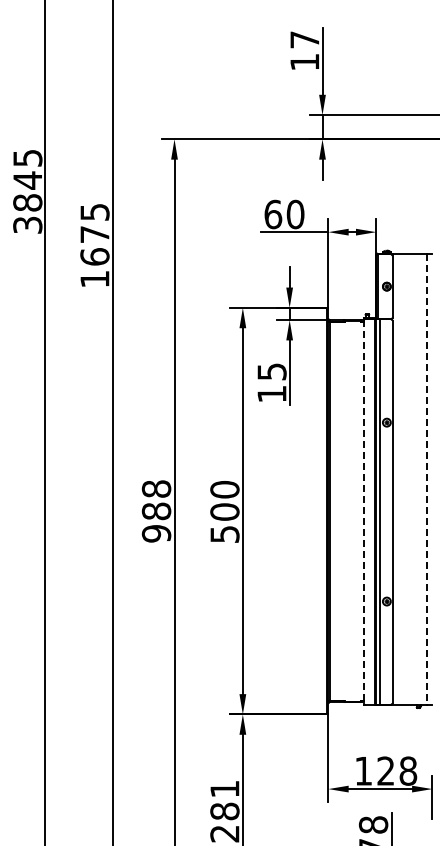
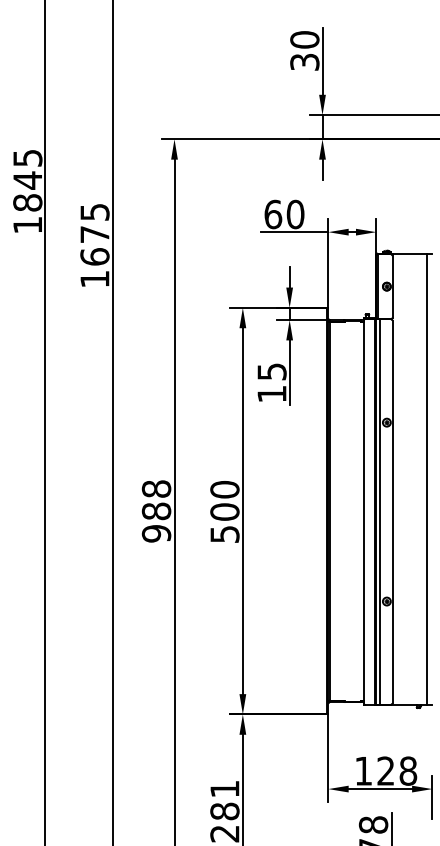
text: 17 -> 30 (304, 50)
text: 3845 -> 1845 (27, 224)
line: dashed -> solid (426, 480)
line: dashed -> solid (364, 511)
